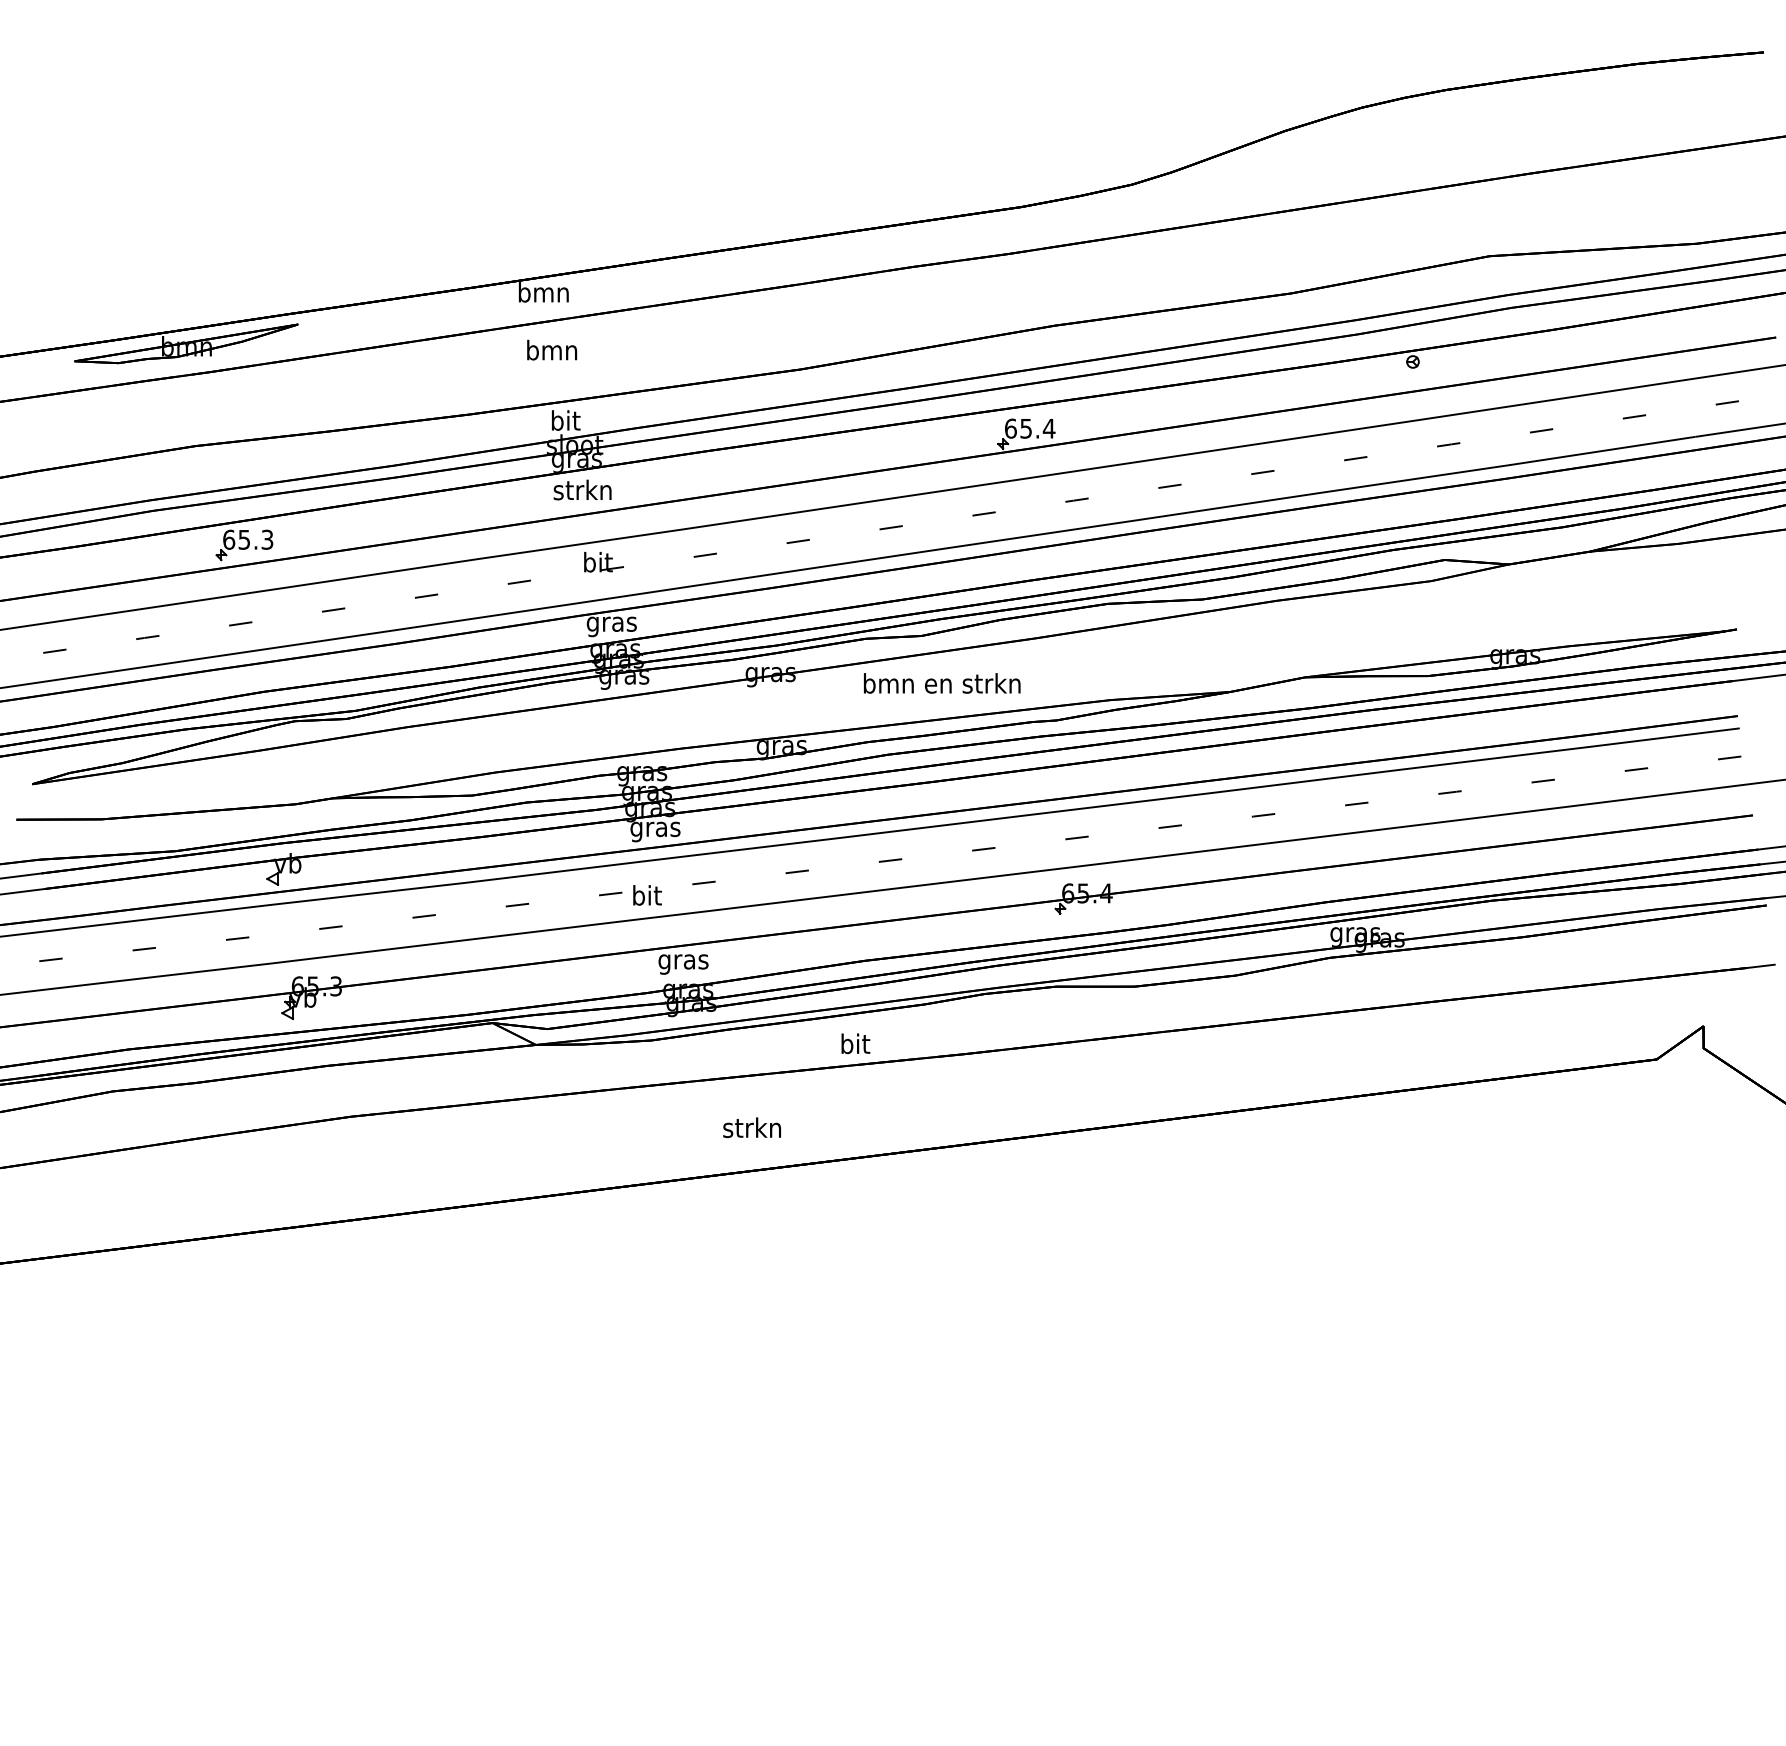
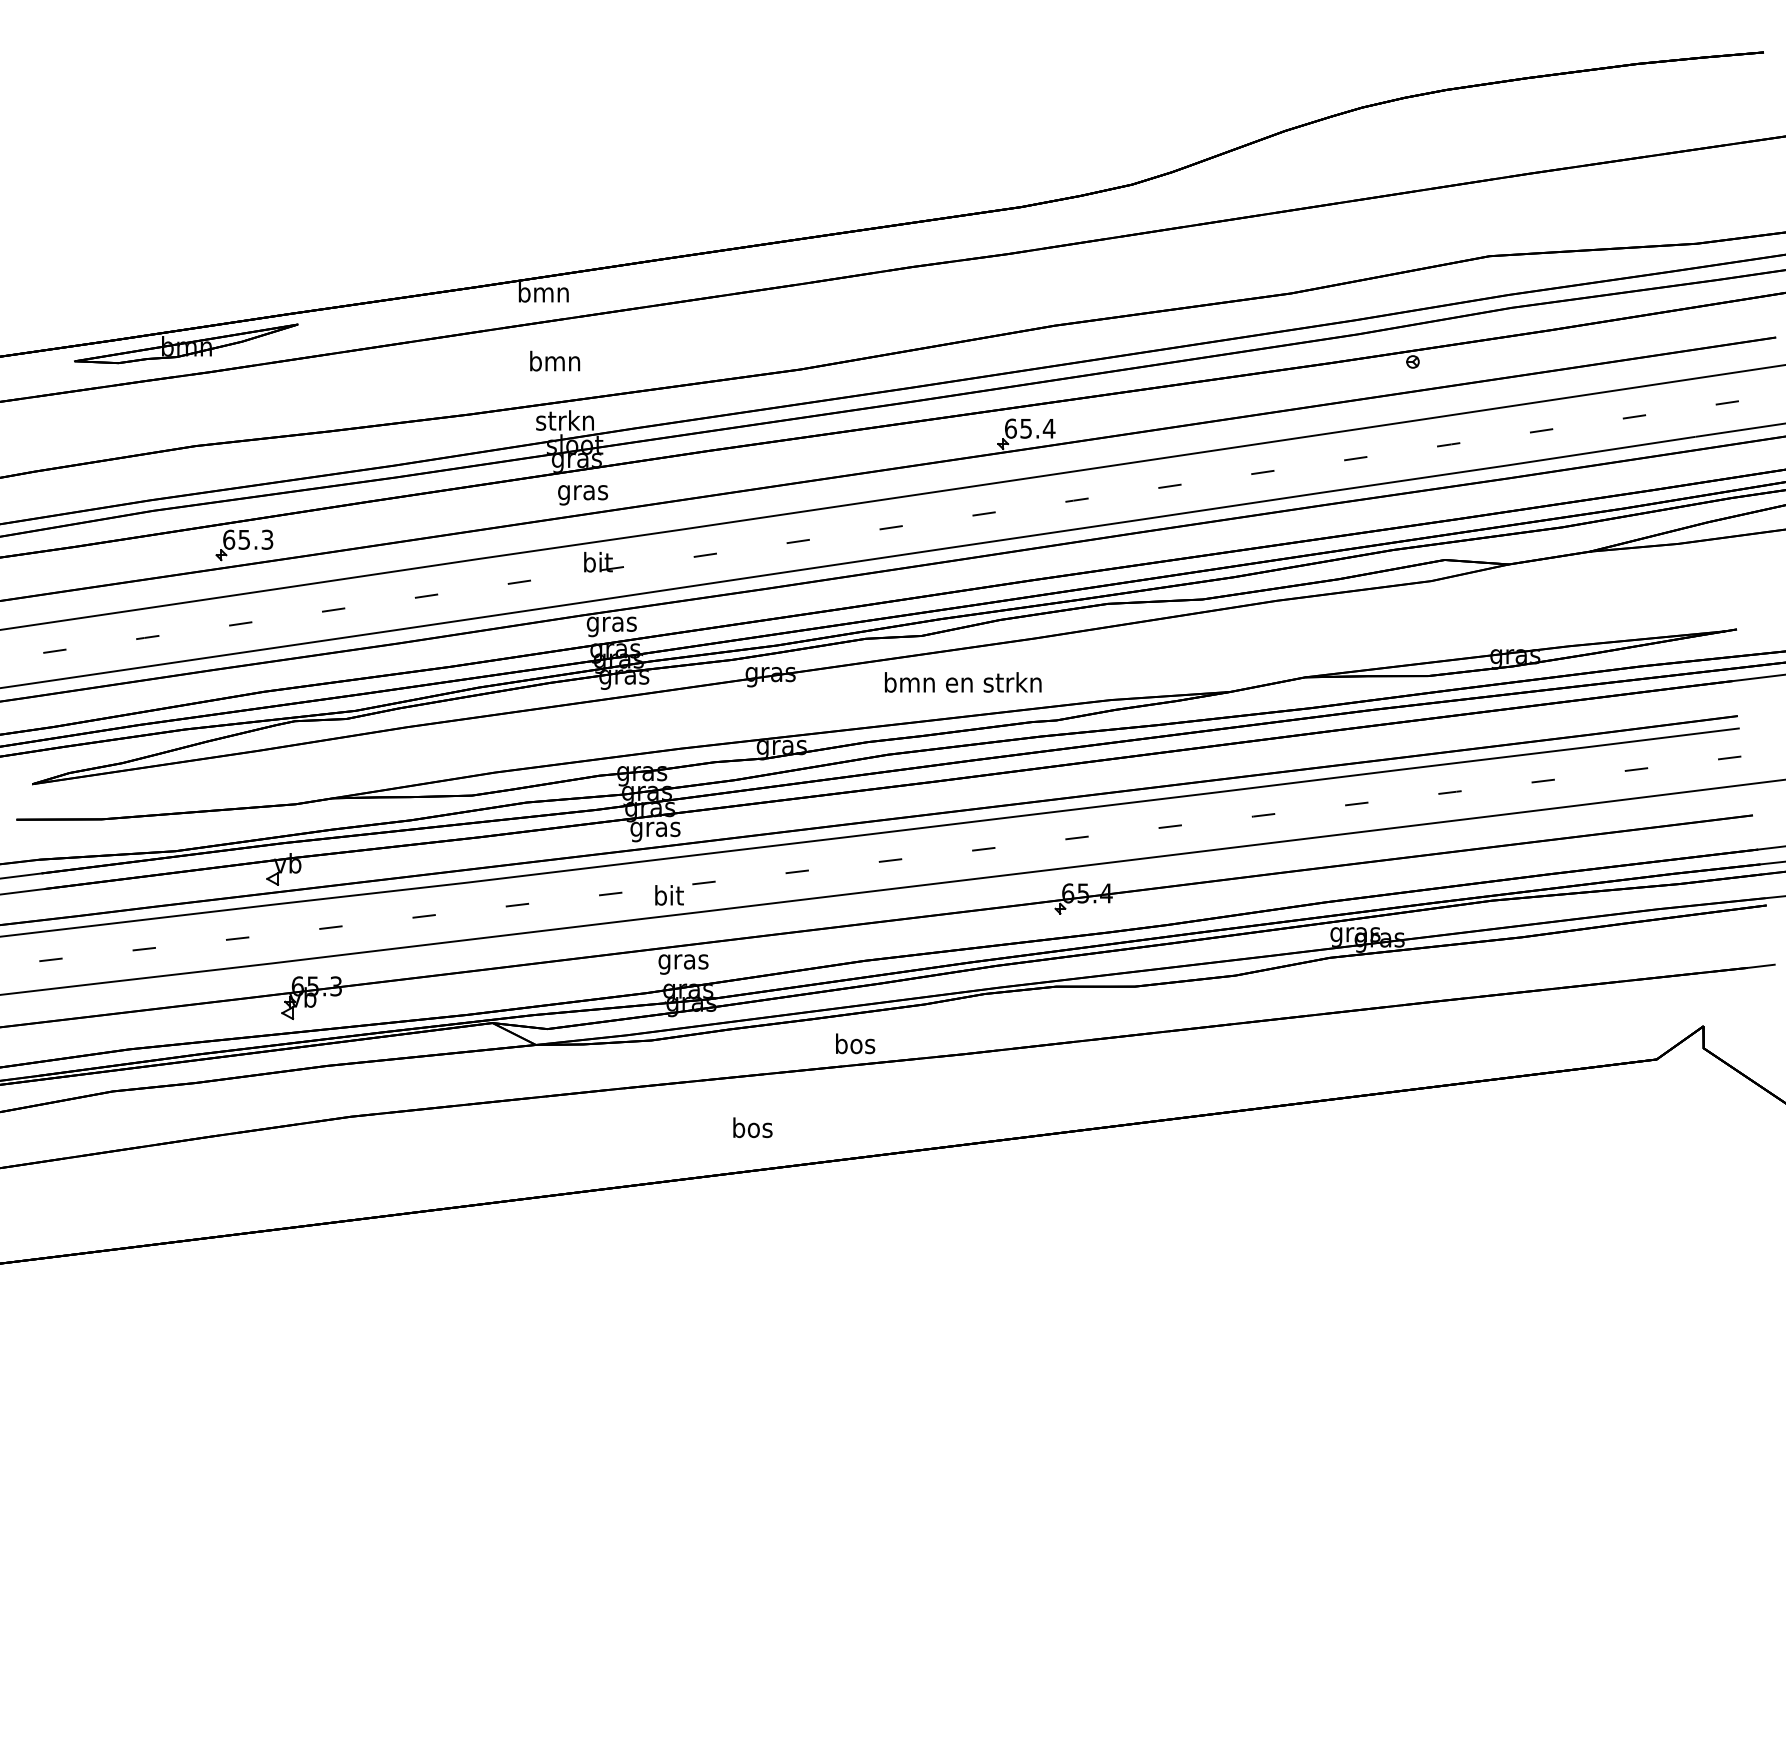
text position: (552, 349) -> (555, 360) (555, 360)
text: bit -> strkn (564, 420)
text: strkn -> gras (582, 492)
text position: (942, 683) -> (963, 682) (963, 682)
text position: (647, 895) -> (669, 895) (669, 895)
text: bit -> bos (855, 1043)
text: strkn -> bos (752, 1127)
